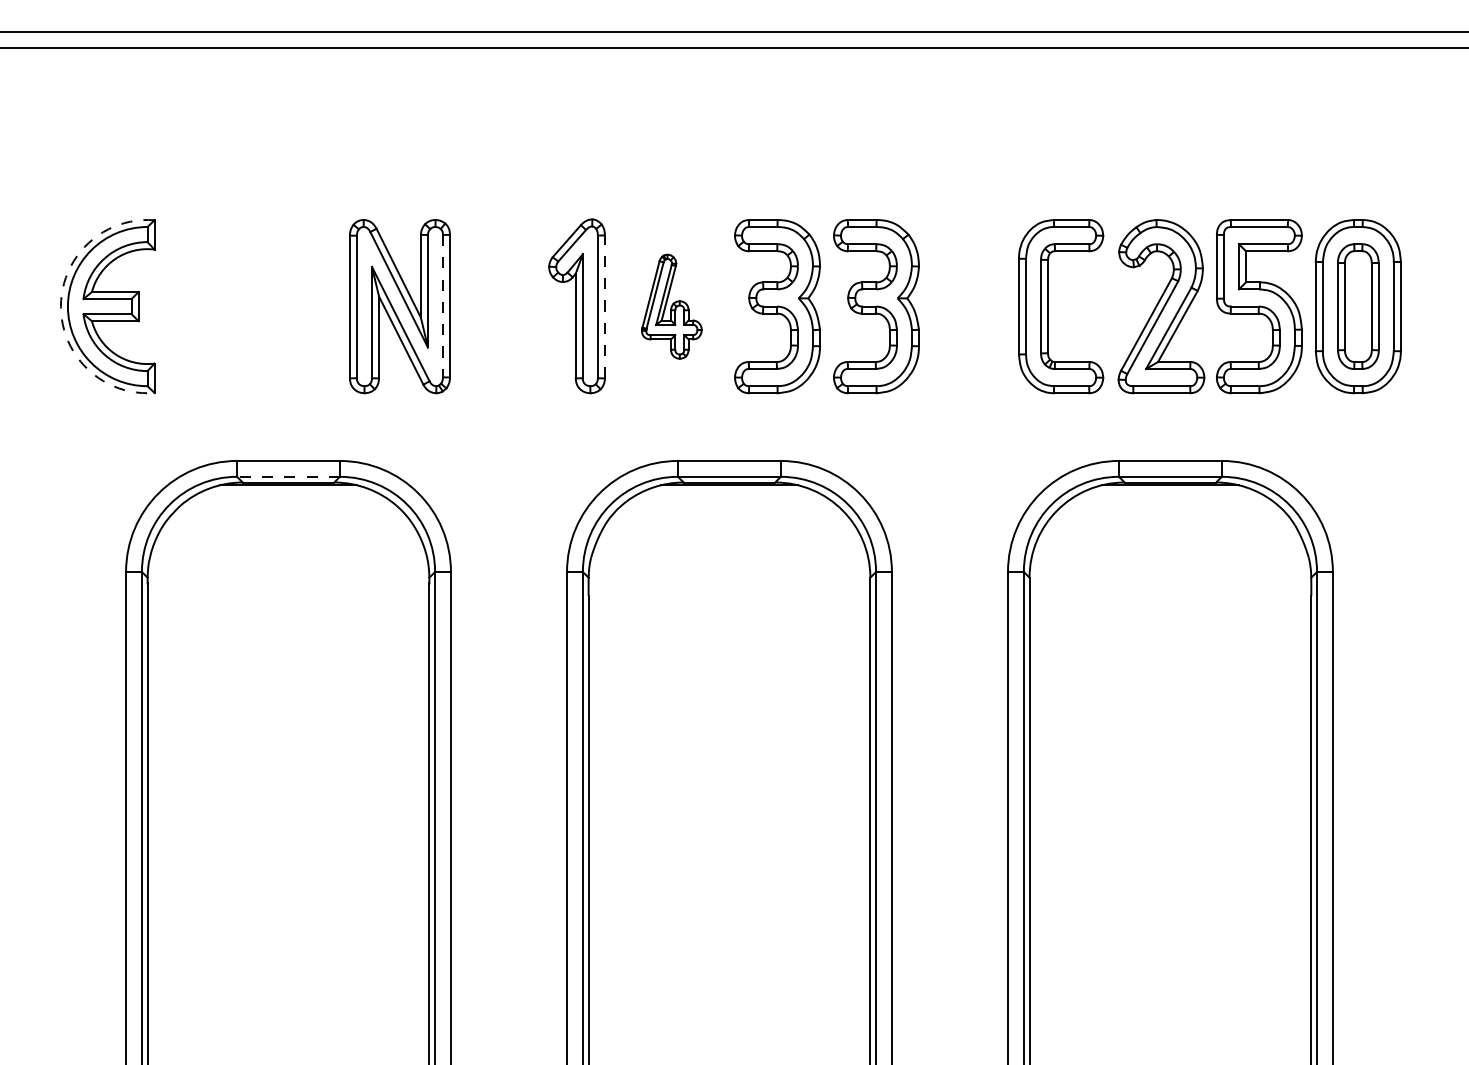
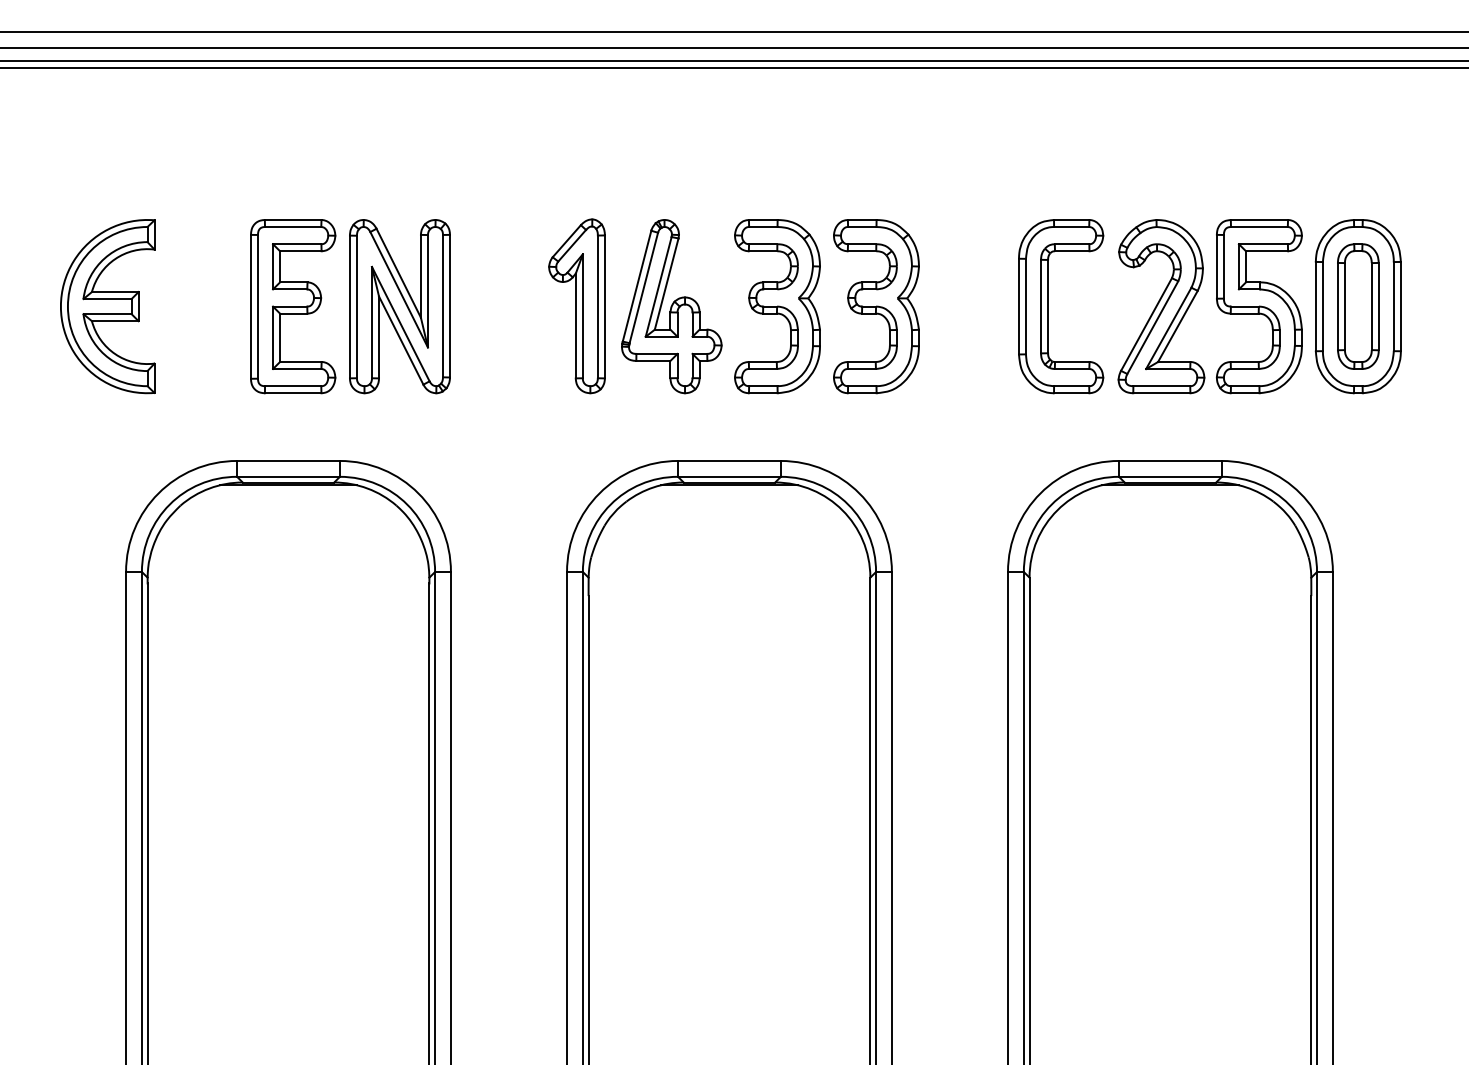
line: none -> present (733, 60)
line: none -> present (733, 67)
arc: dashed -> solid (60, 306)
part: none -> present (293, 306)
line: dashed -> solid (443, 306)
line: dashed -> solid (604, 306)
part size: 62x107 px -> 102x176 px (671, 306)
line: dashed -> solid (288, 476)
